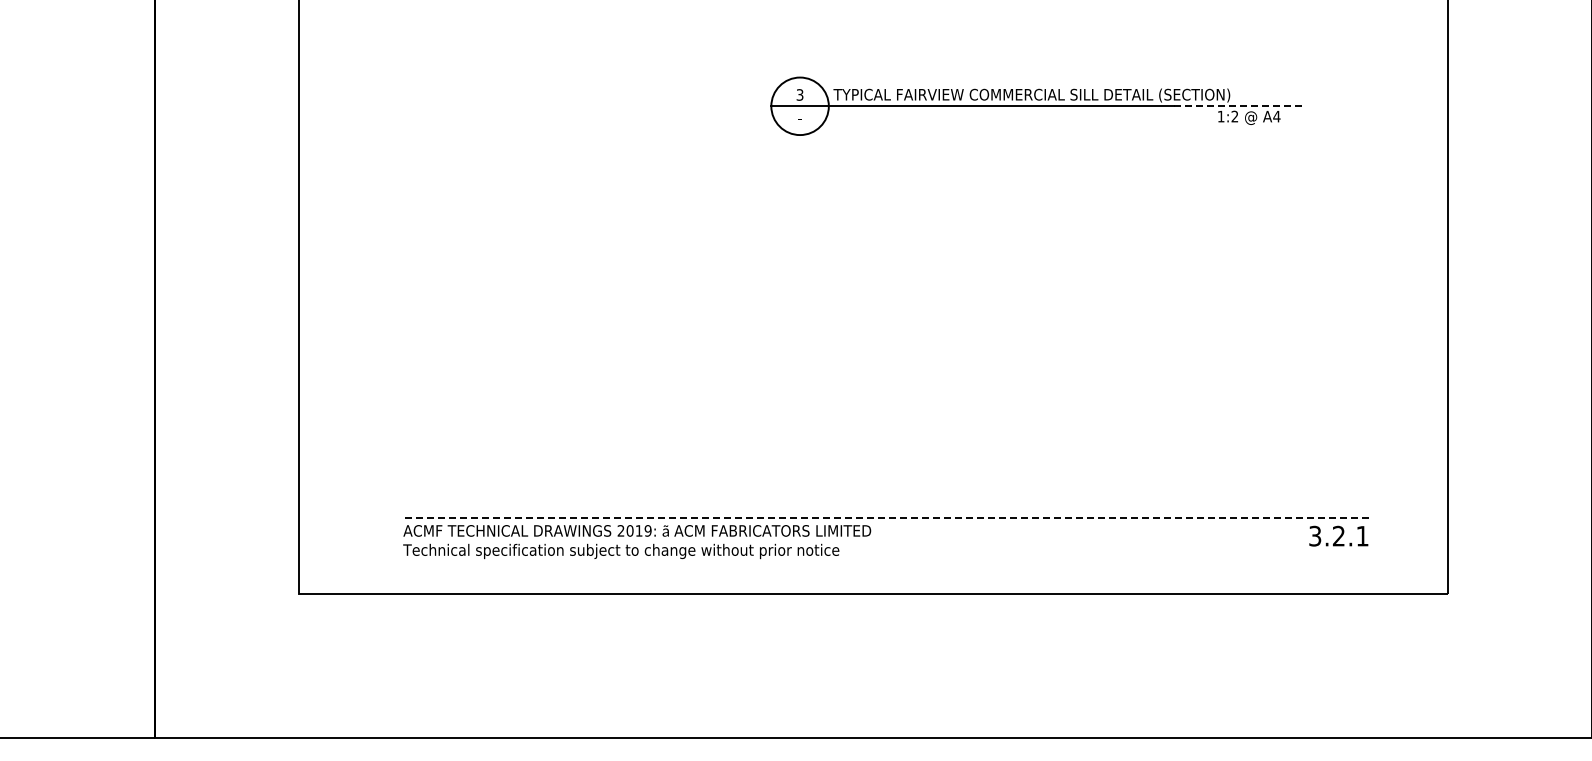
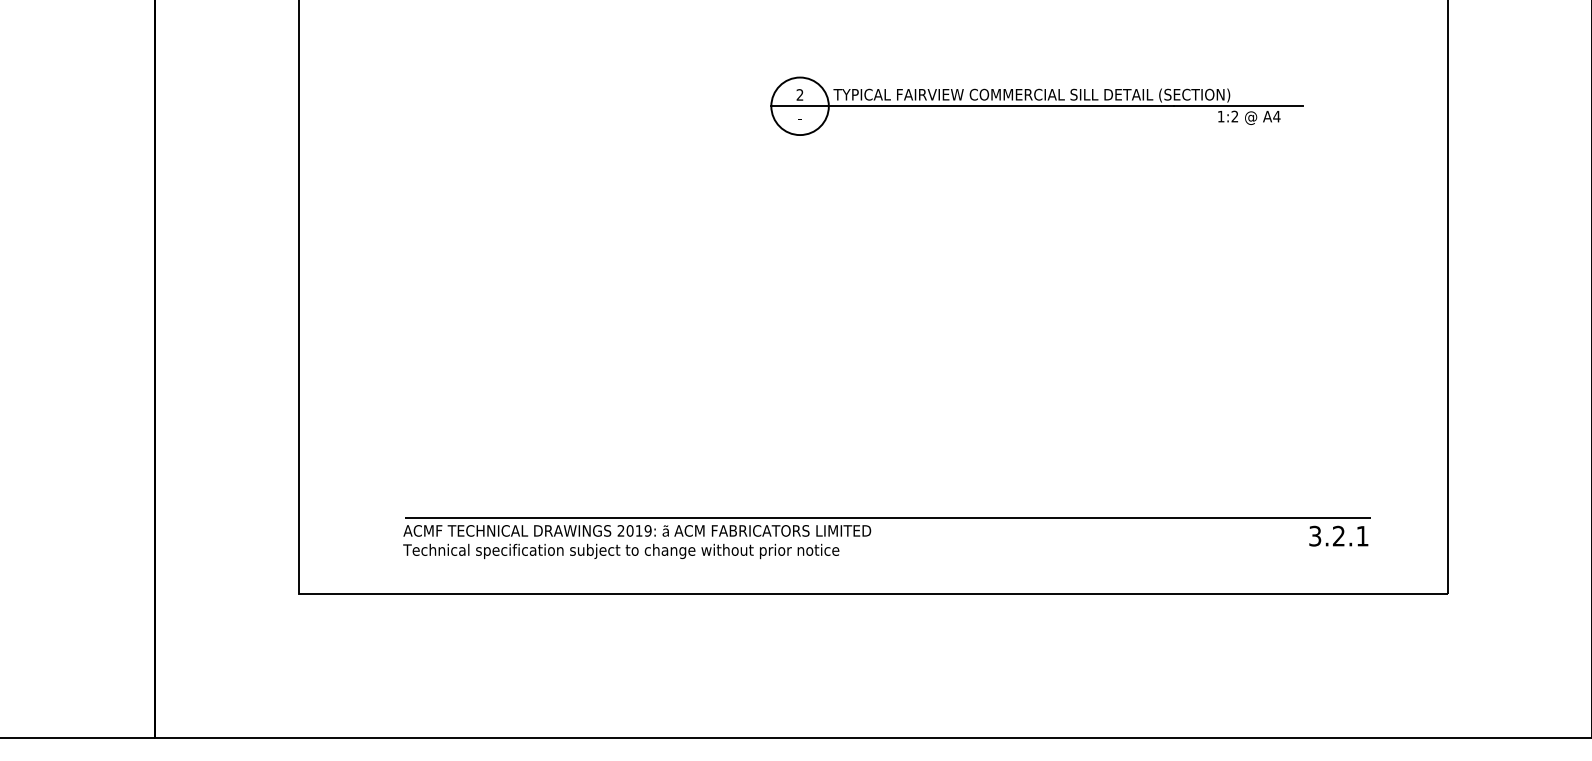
text: 3 -> 2 (799, 94)
line: dashed -> solid (1238, 106)
line: dashed -> solid (887, 518)
